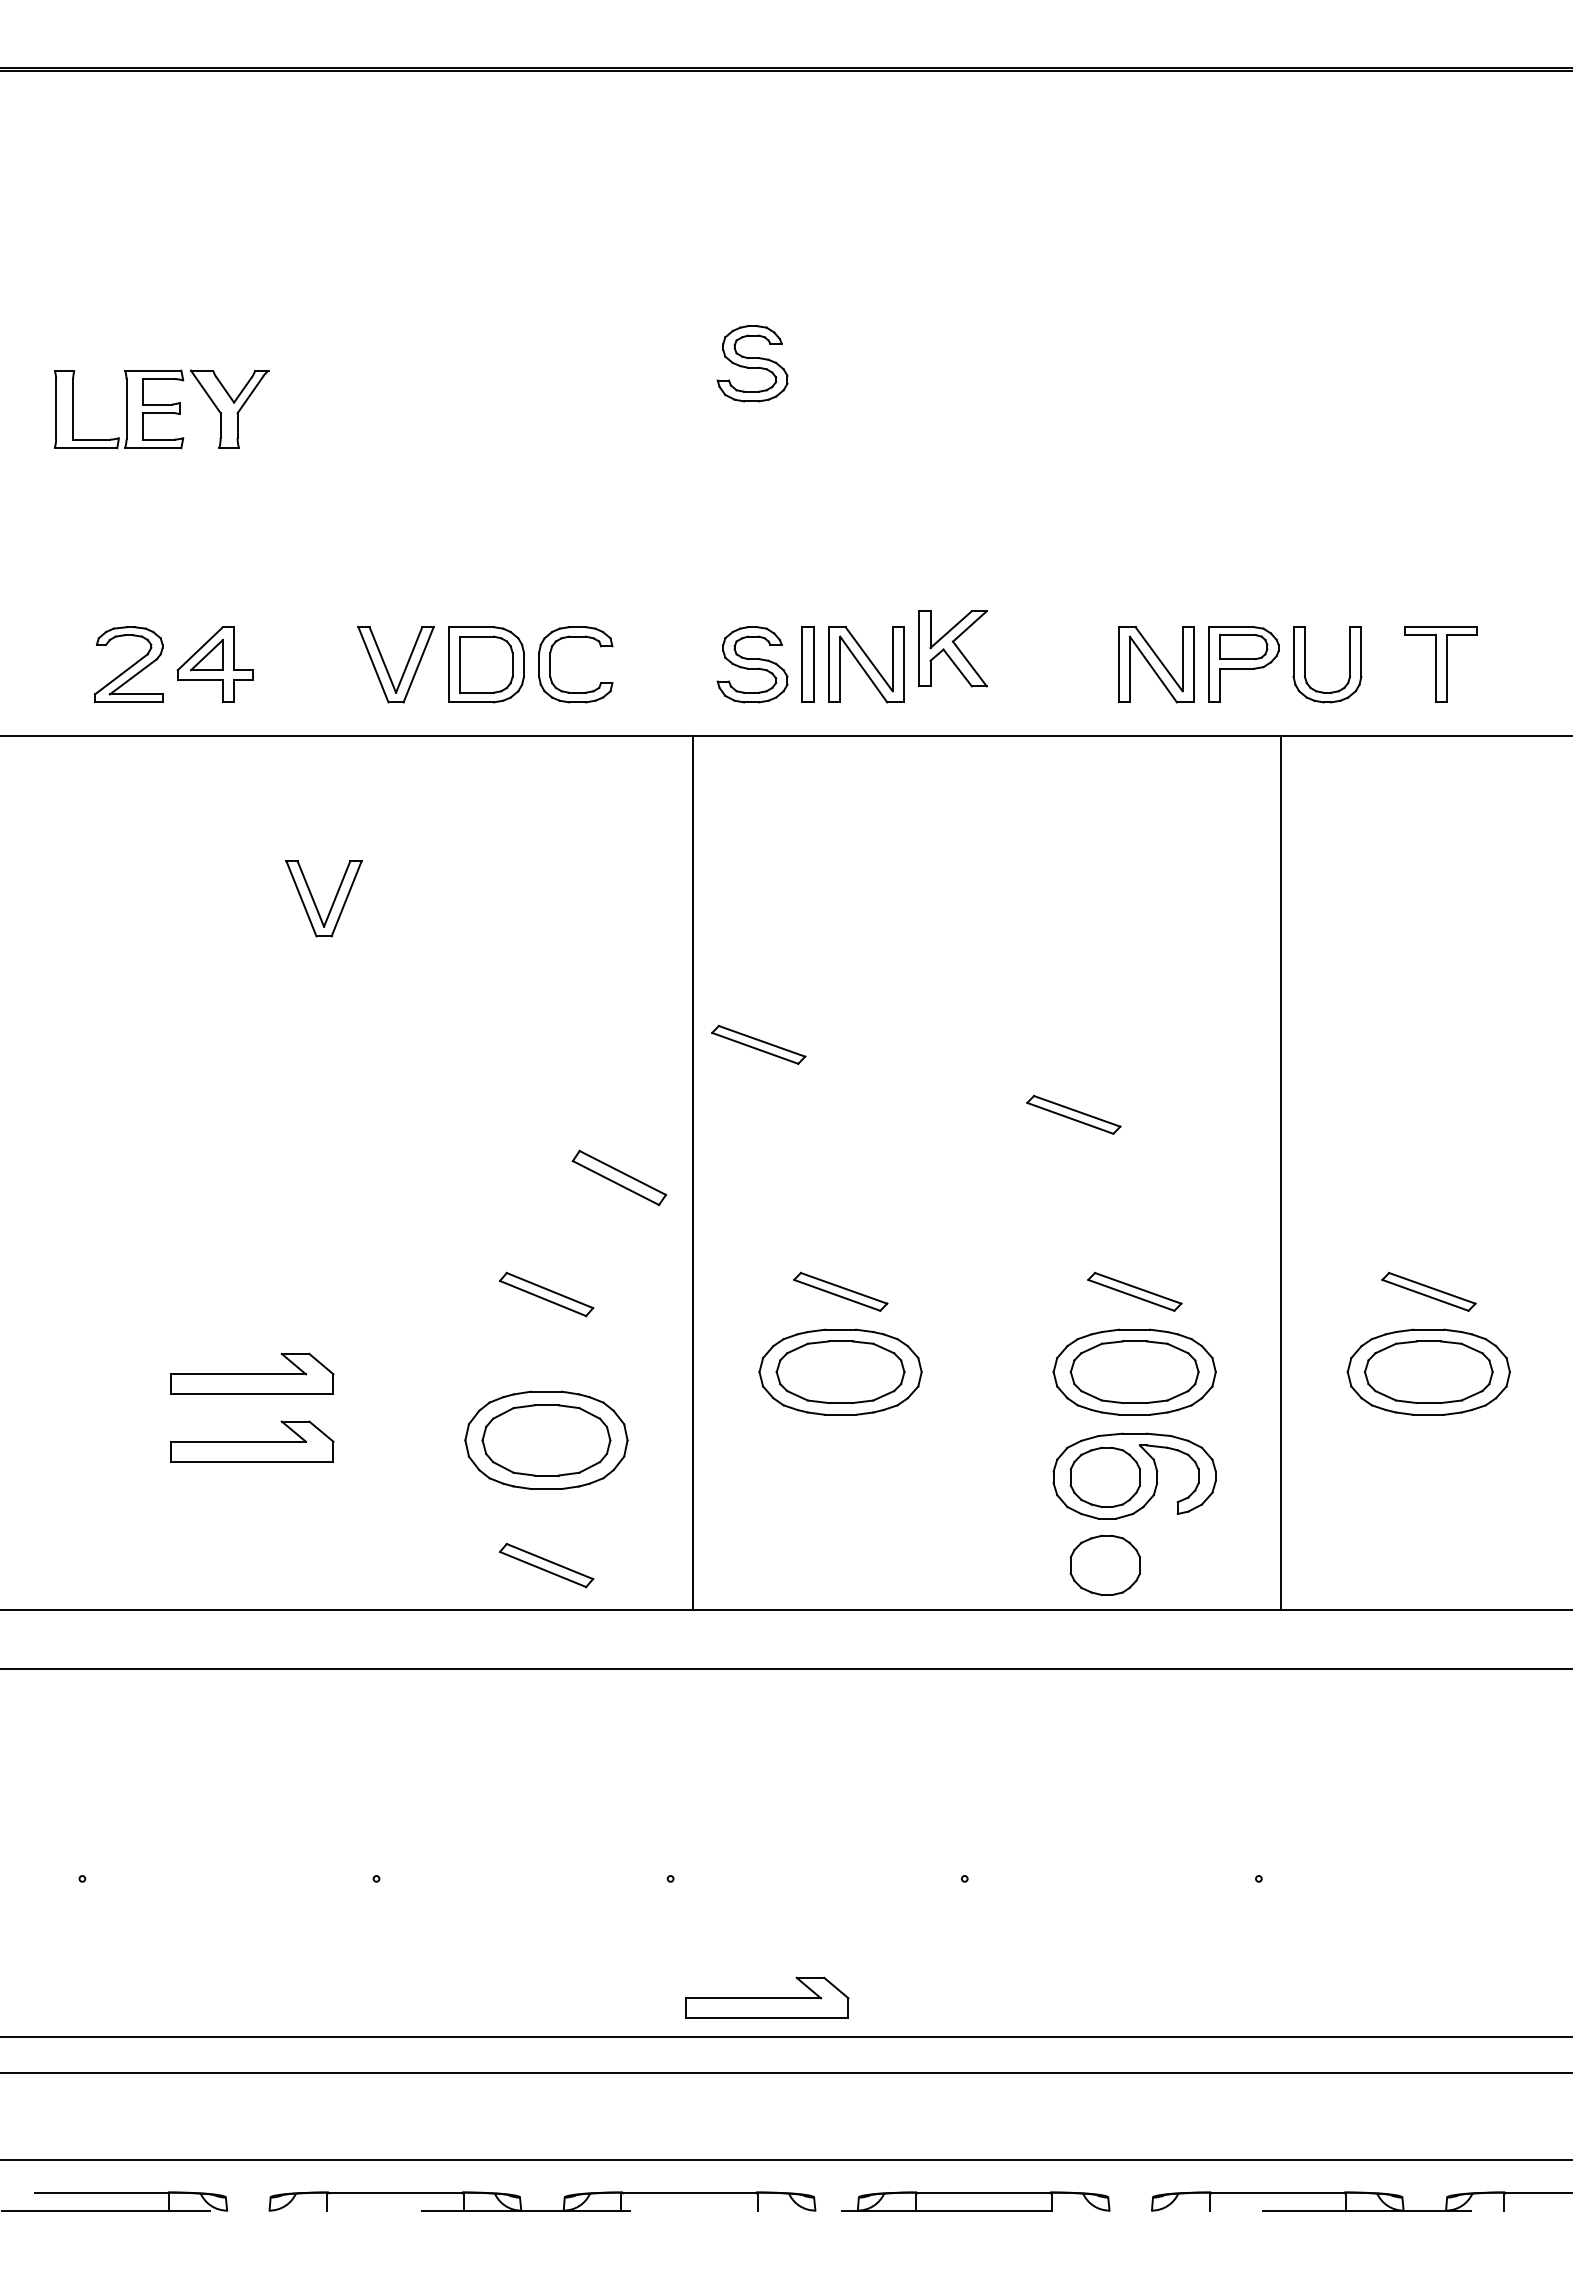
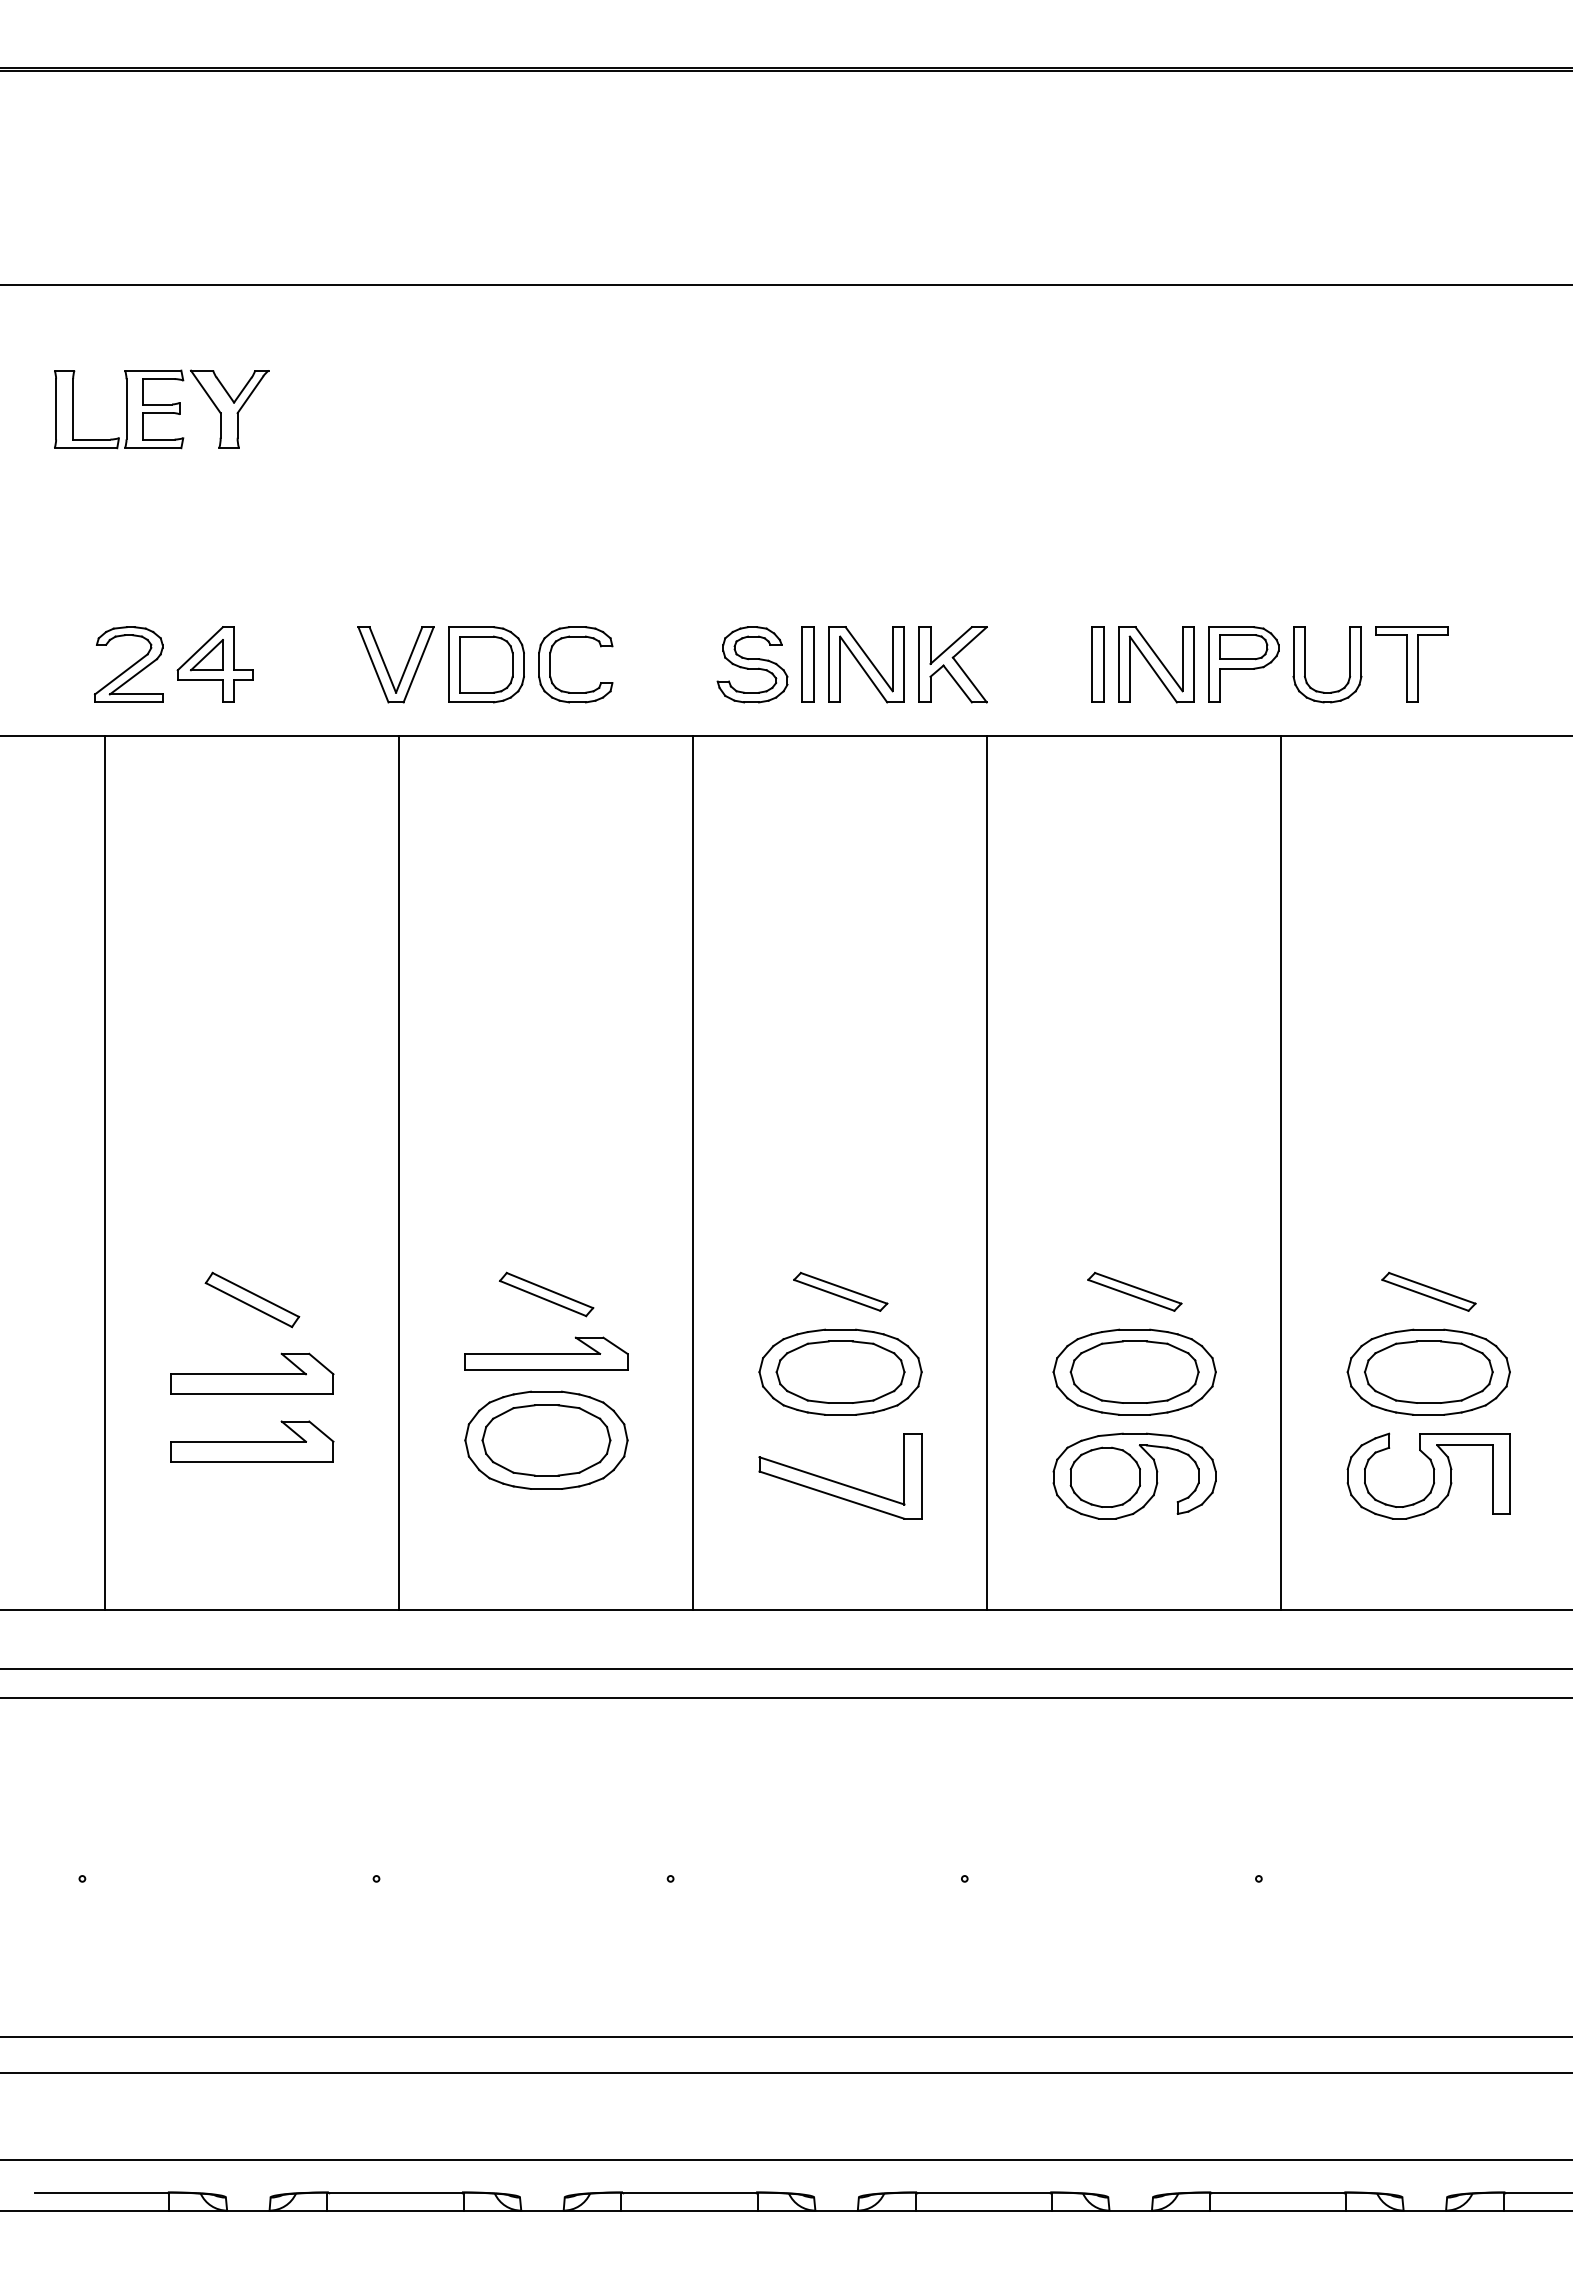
line: none -> present (785, 284)
part: present -> none (752, 363)
part position: (952, 648) -> (952, 664) (952, 664)
part: none -> present (1097, 664)
part position: (1440, 664) -> (1411, 664) (1411, 664)
part: present -> none (315, 902)
part: present -> none (758, 1044)
part: present -> none (1073, 1114)
line: none -> present (104, 1173)
line: none -> present (398, 1173)
line: none -> present (987, 1173)
part position: (619, 1177) -> (252, 1299) (252, 1299)
part: none -> present (546, 1353)
part: none -> present (1428, 1475)
part: none -> present (840, 1476)
part: present -> none (1104, 1564)
part: present -> none (546, 1565)
line: none -> present (785, 1698)
part: present -> none (767, 1997)
line: dashed -> solid (786, 2210)
